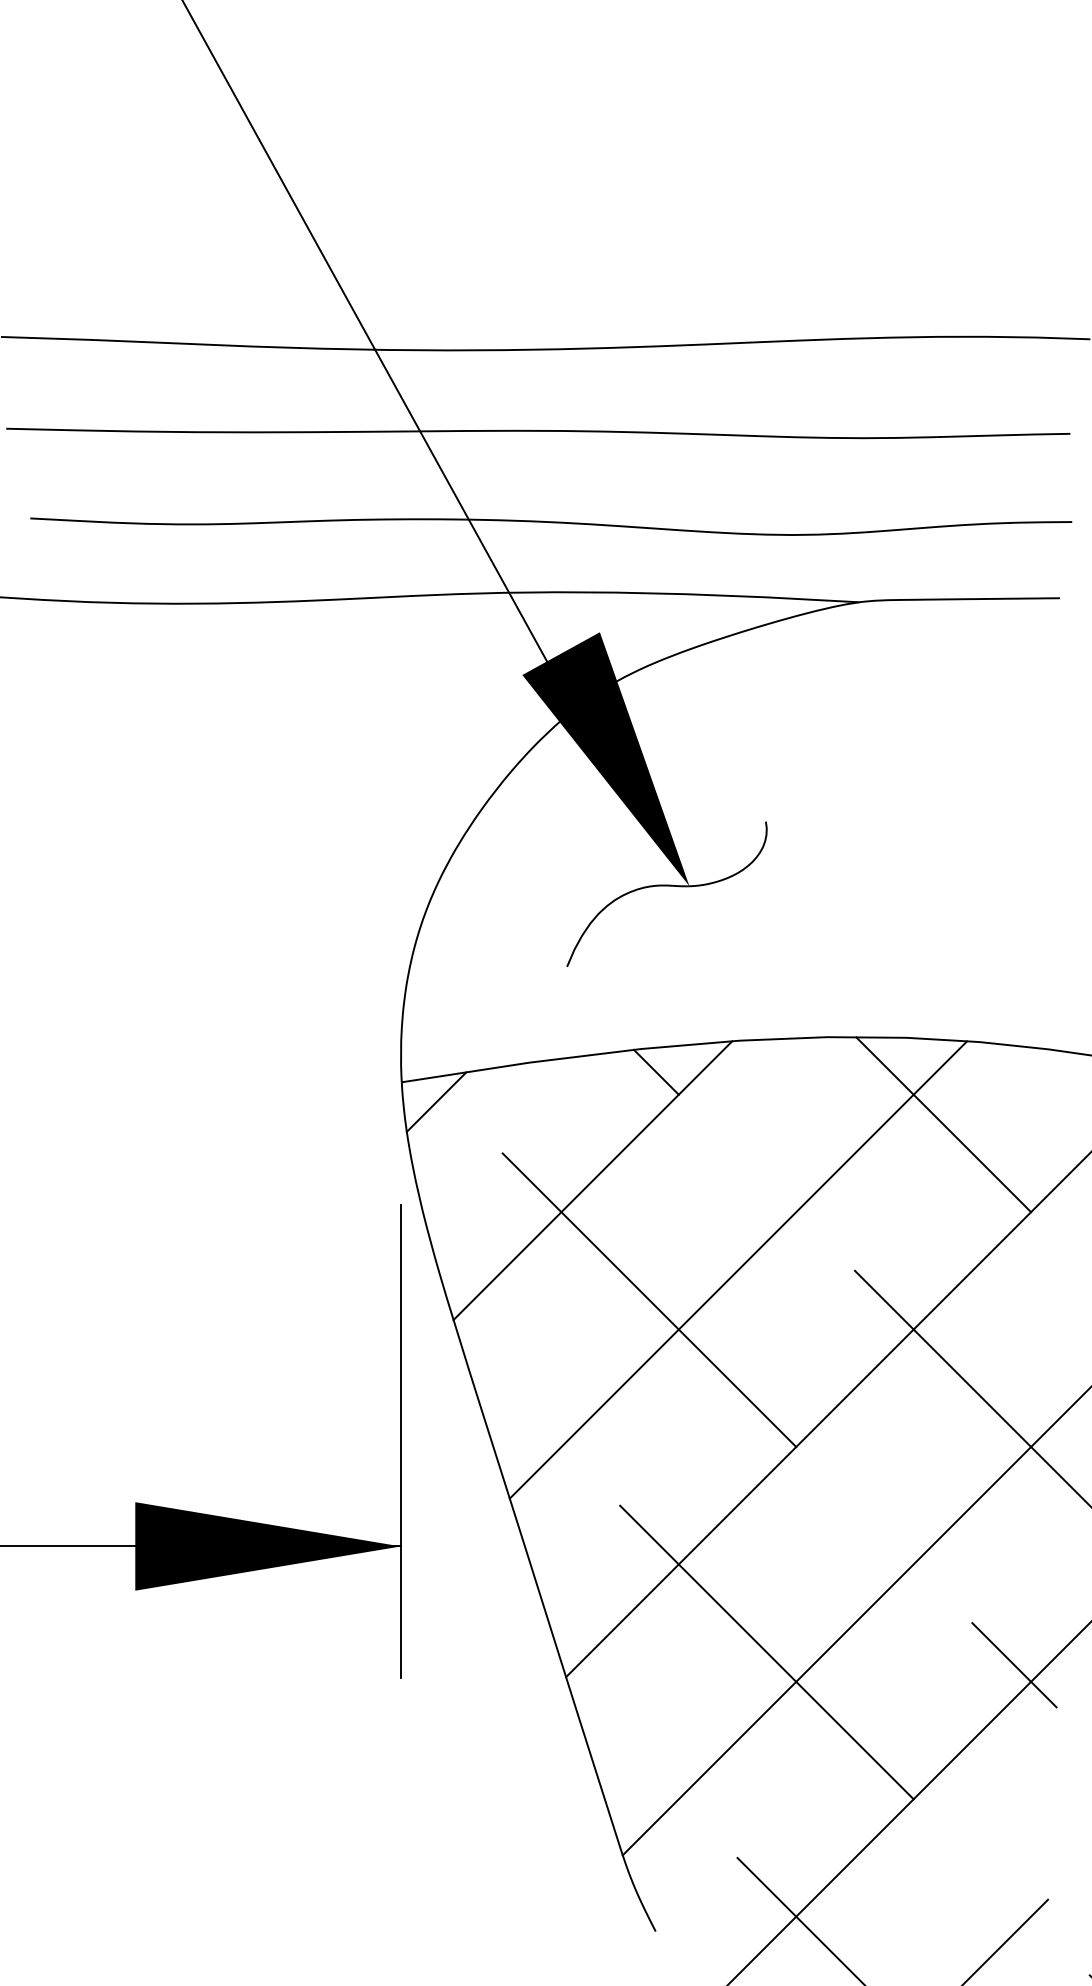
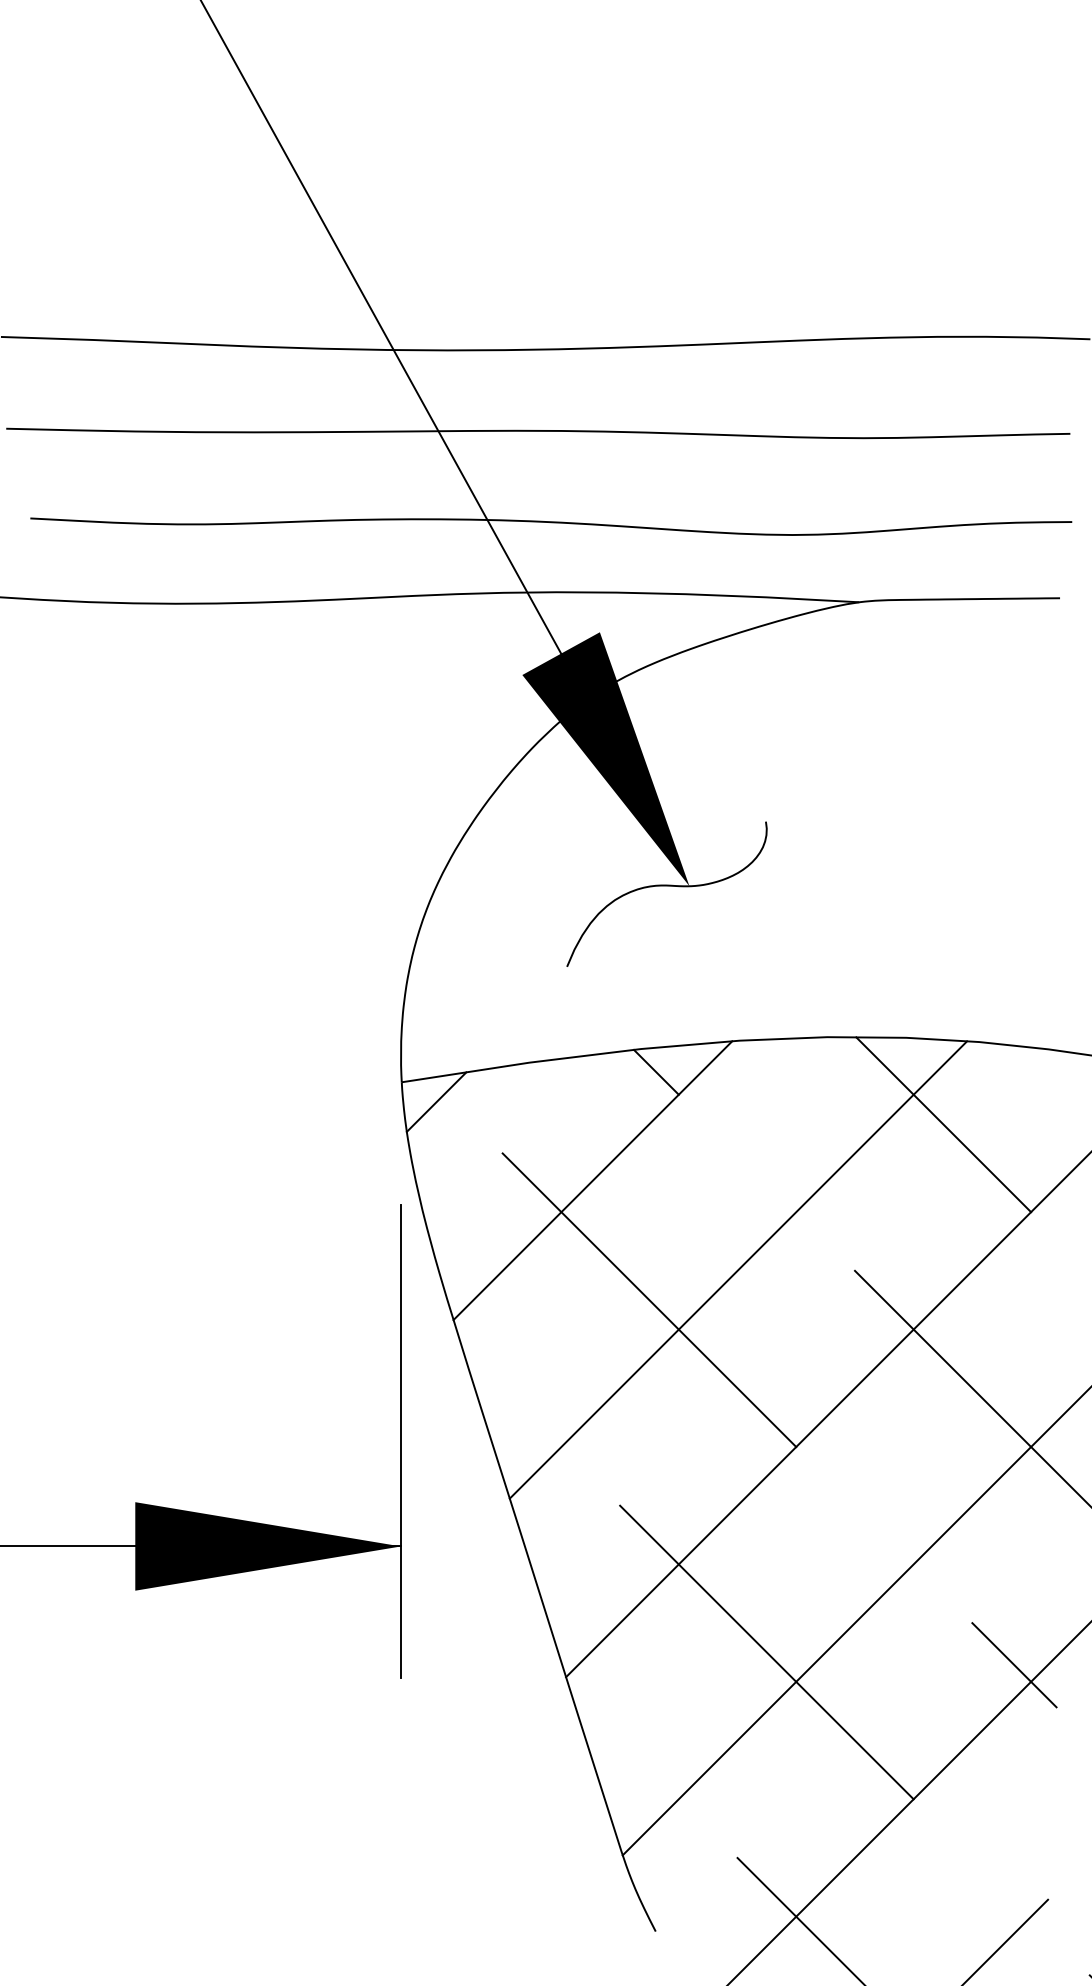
line position: (365, 331) -> (381, 327) (381, 327)
